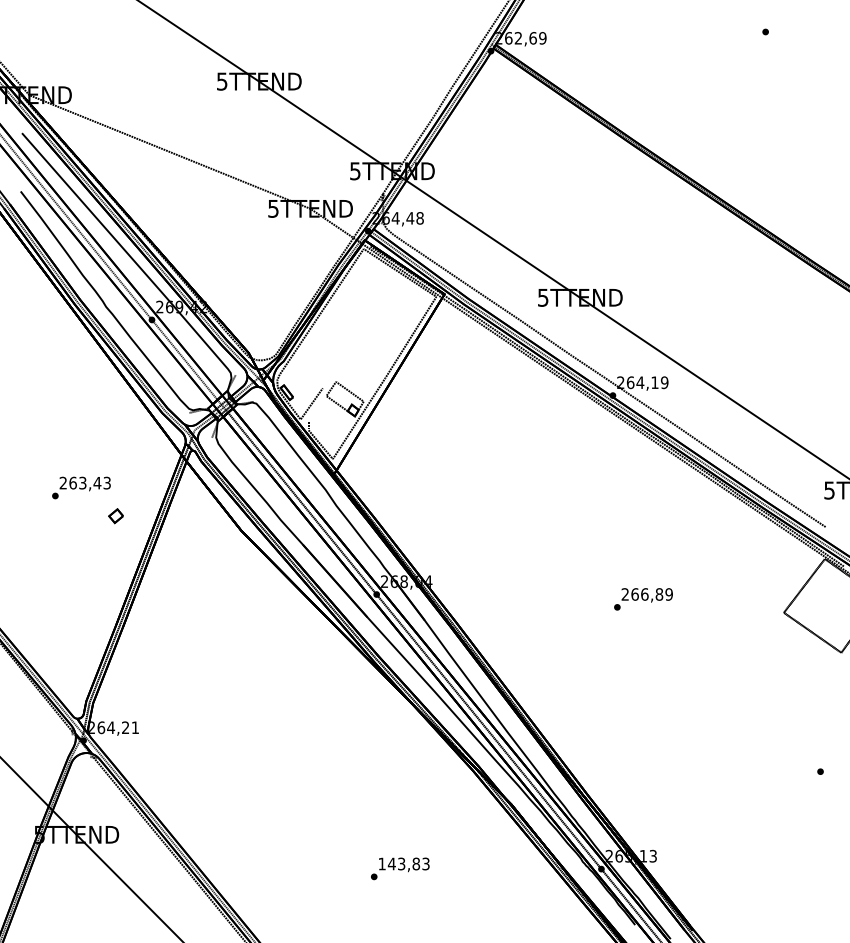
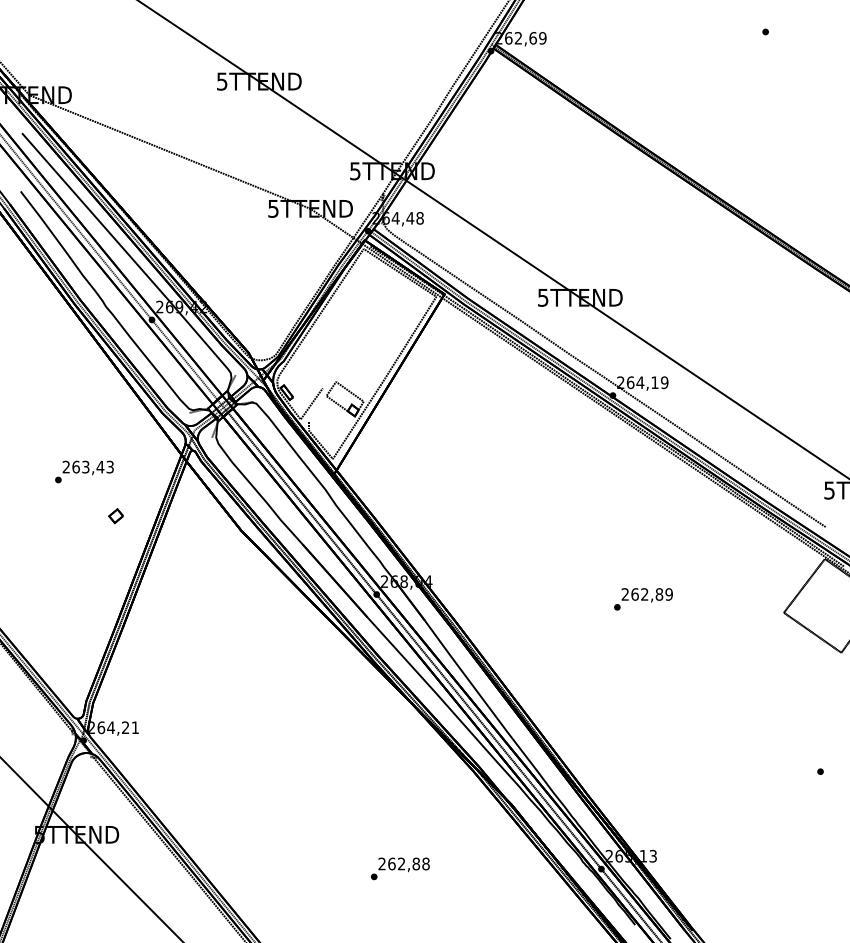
text position: (81, 487) -> (84, 471) (84, 471)
text: 266,89 -> 262,89 (644, 594)
text: 143,83 -> 262,88 (403, 863)
